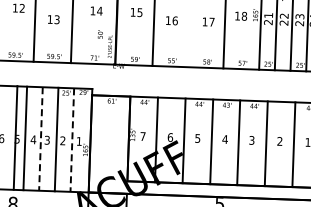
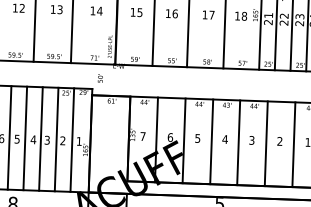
text position: (53, 19) -> (56, 9) (56, 9)
text position: (171, 20) -> (171, 13) (171, 13)
text position: (208, 21) -> (208, 14) (208, 14)
text position: (99, 34) -> (99, 78) (99, 78)
line: none -> present (188, 34)
line position: (15, 137) -> (9, 137) (9, 137)
line: dashed -> solid (40, 139)
line: dashed -> solid (72, 140)
